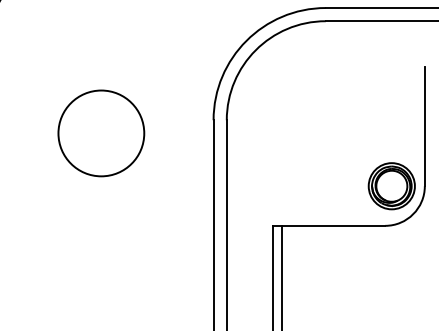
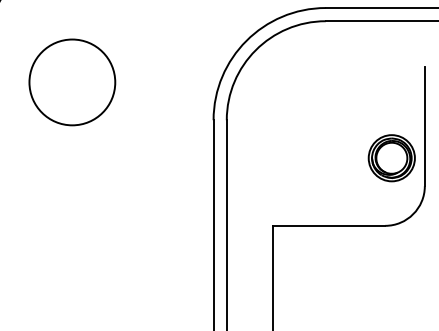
circle position: (101, 133) -> (72, 82) (72, 82)
part position: (391, 186) -> (391, 158) (391, 158)
line: present -> none (281, 276)
